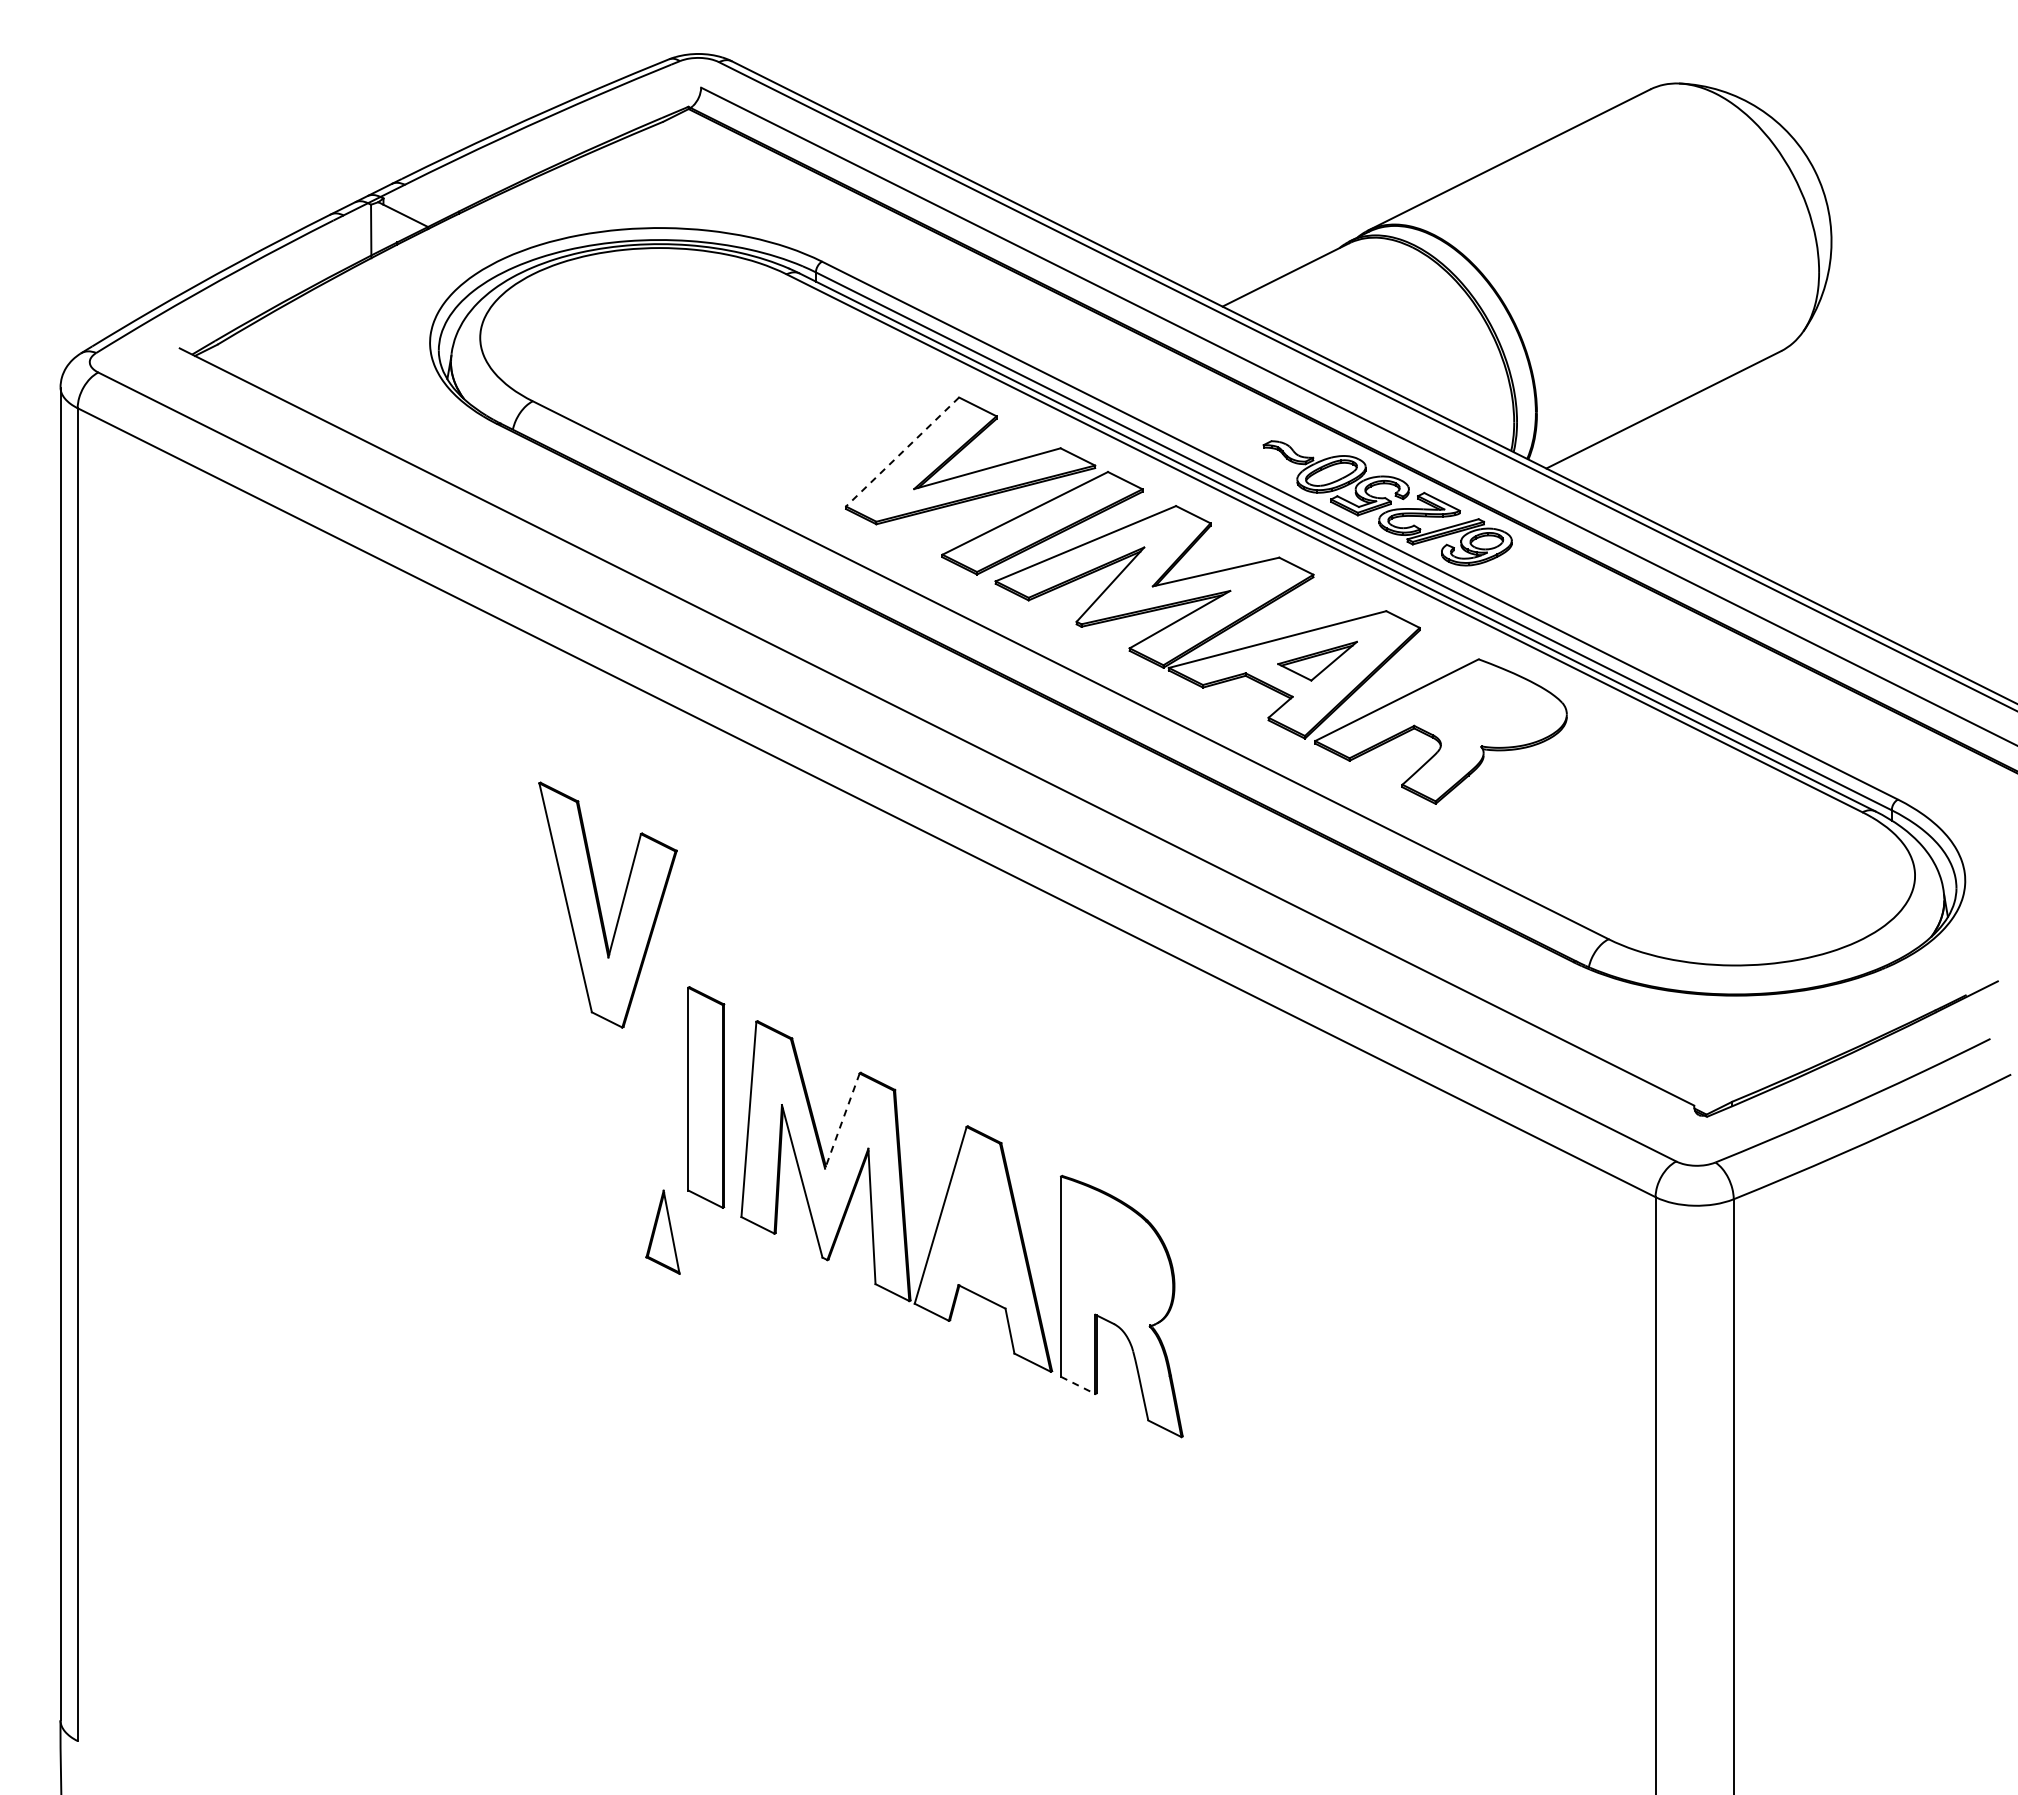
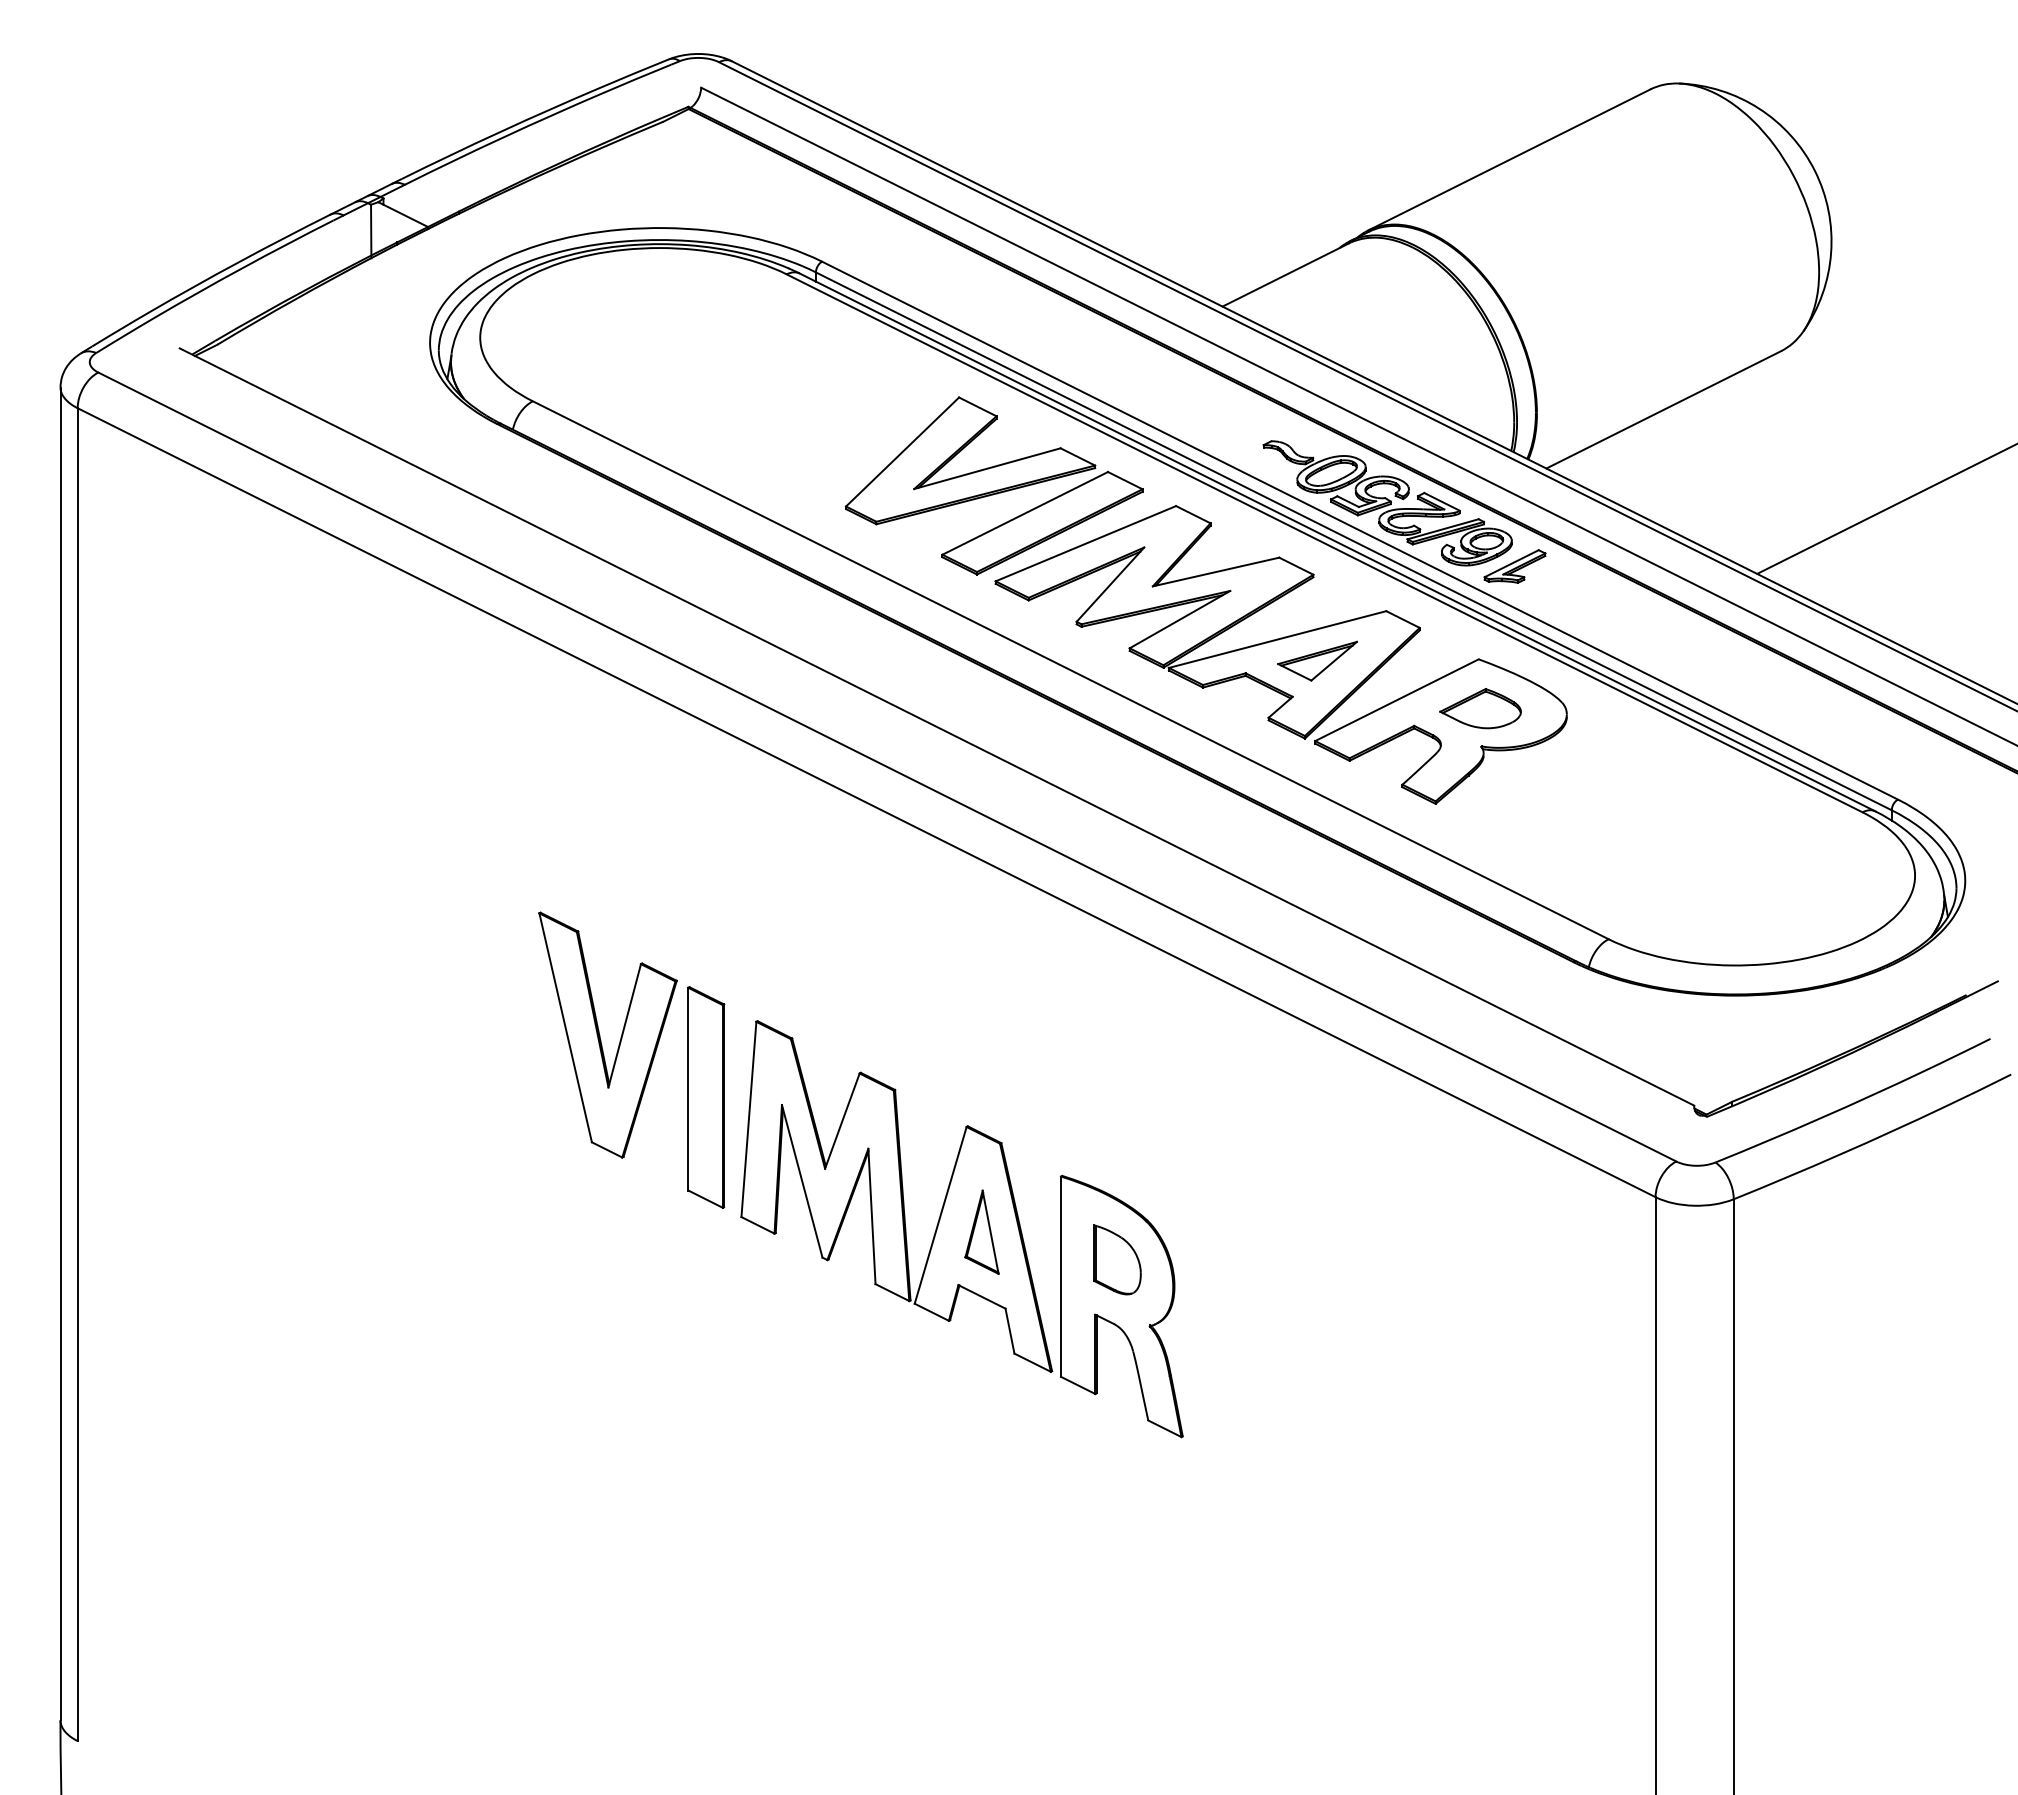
line: dashed -> solid (902, 452)
line: none -> present (1885, 509)
part: none -> present (1514, 566)
part: none -> present (1480, 708)
part position: (600, 905) -> (600, 1035) (600, 1035)
line: dashed -> solid (842, 1121)
part position: (662, 1231) -> (981, 1231) (981, 1231)
part: none -> present (1117, 1259)
line: dashed -> solid (1078, 1385)
